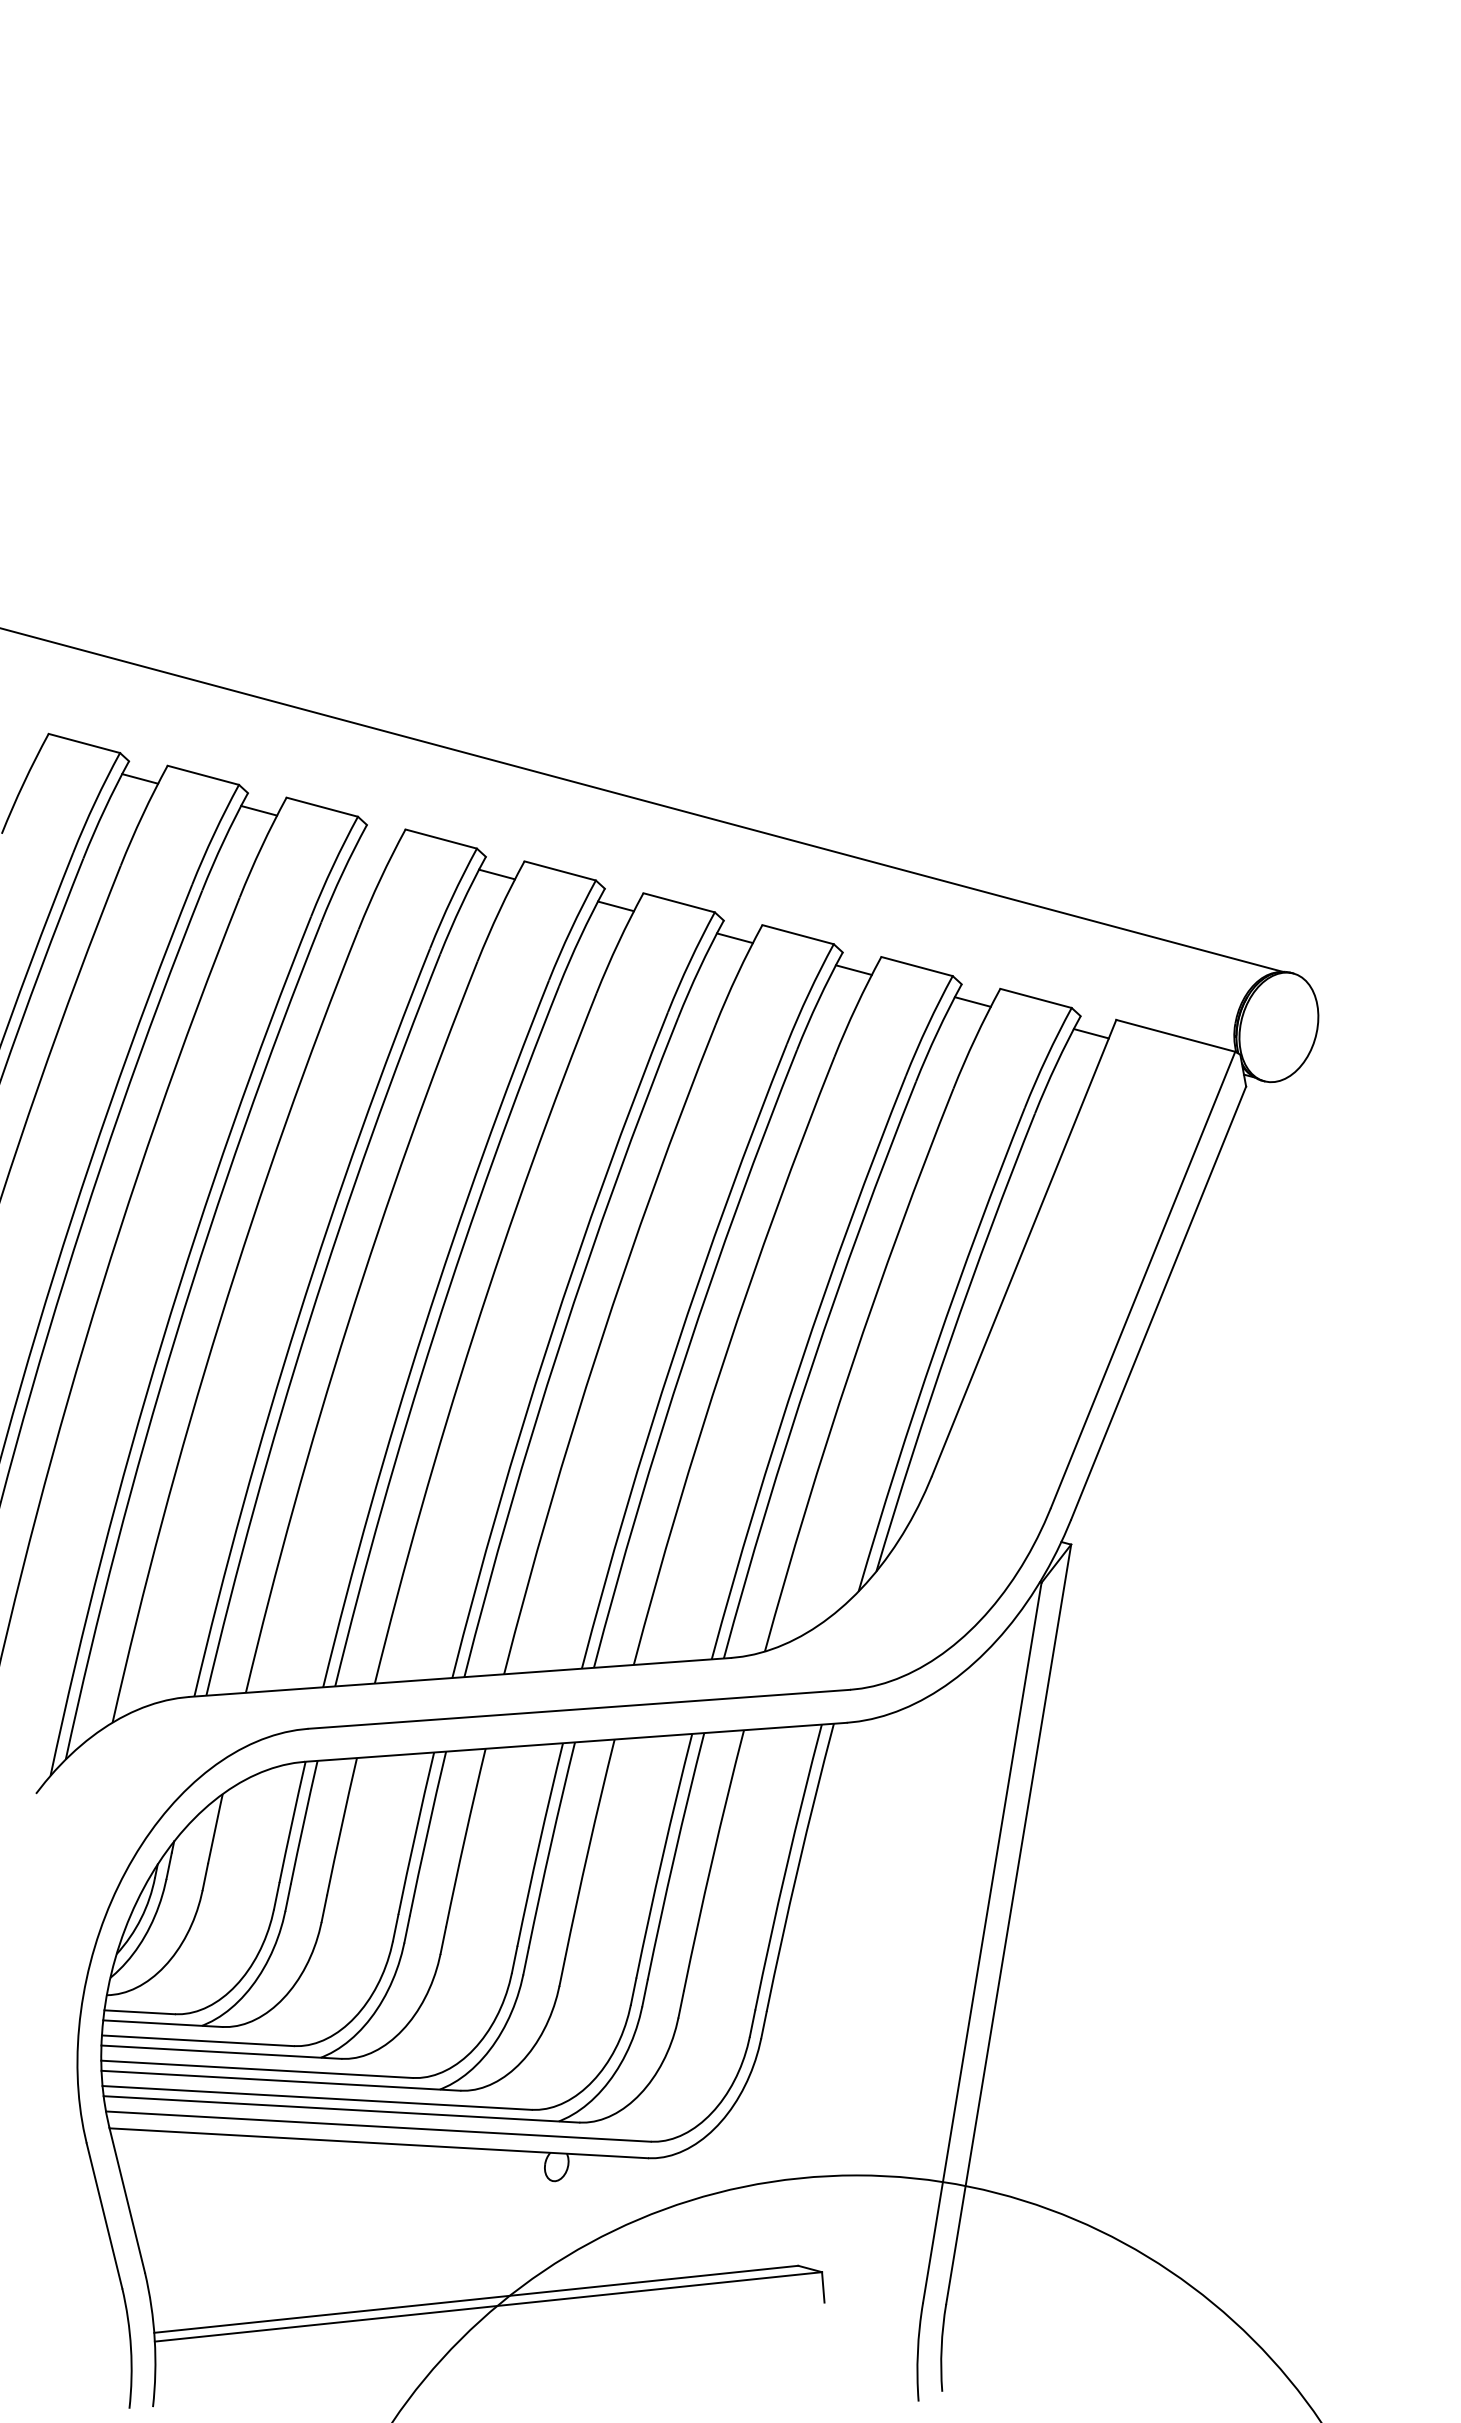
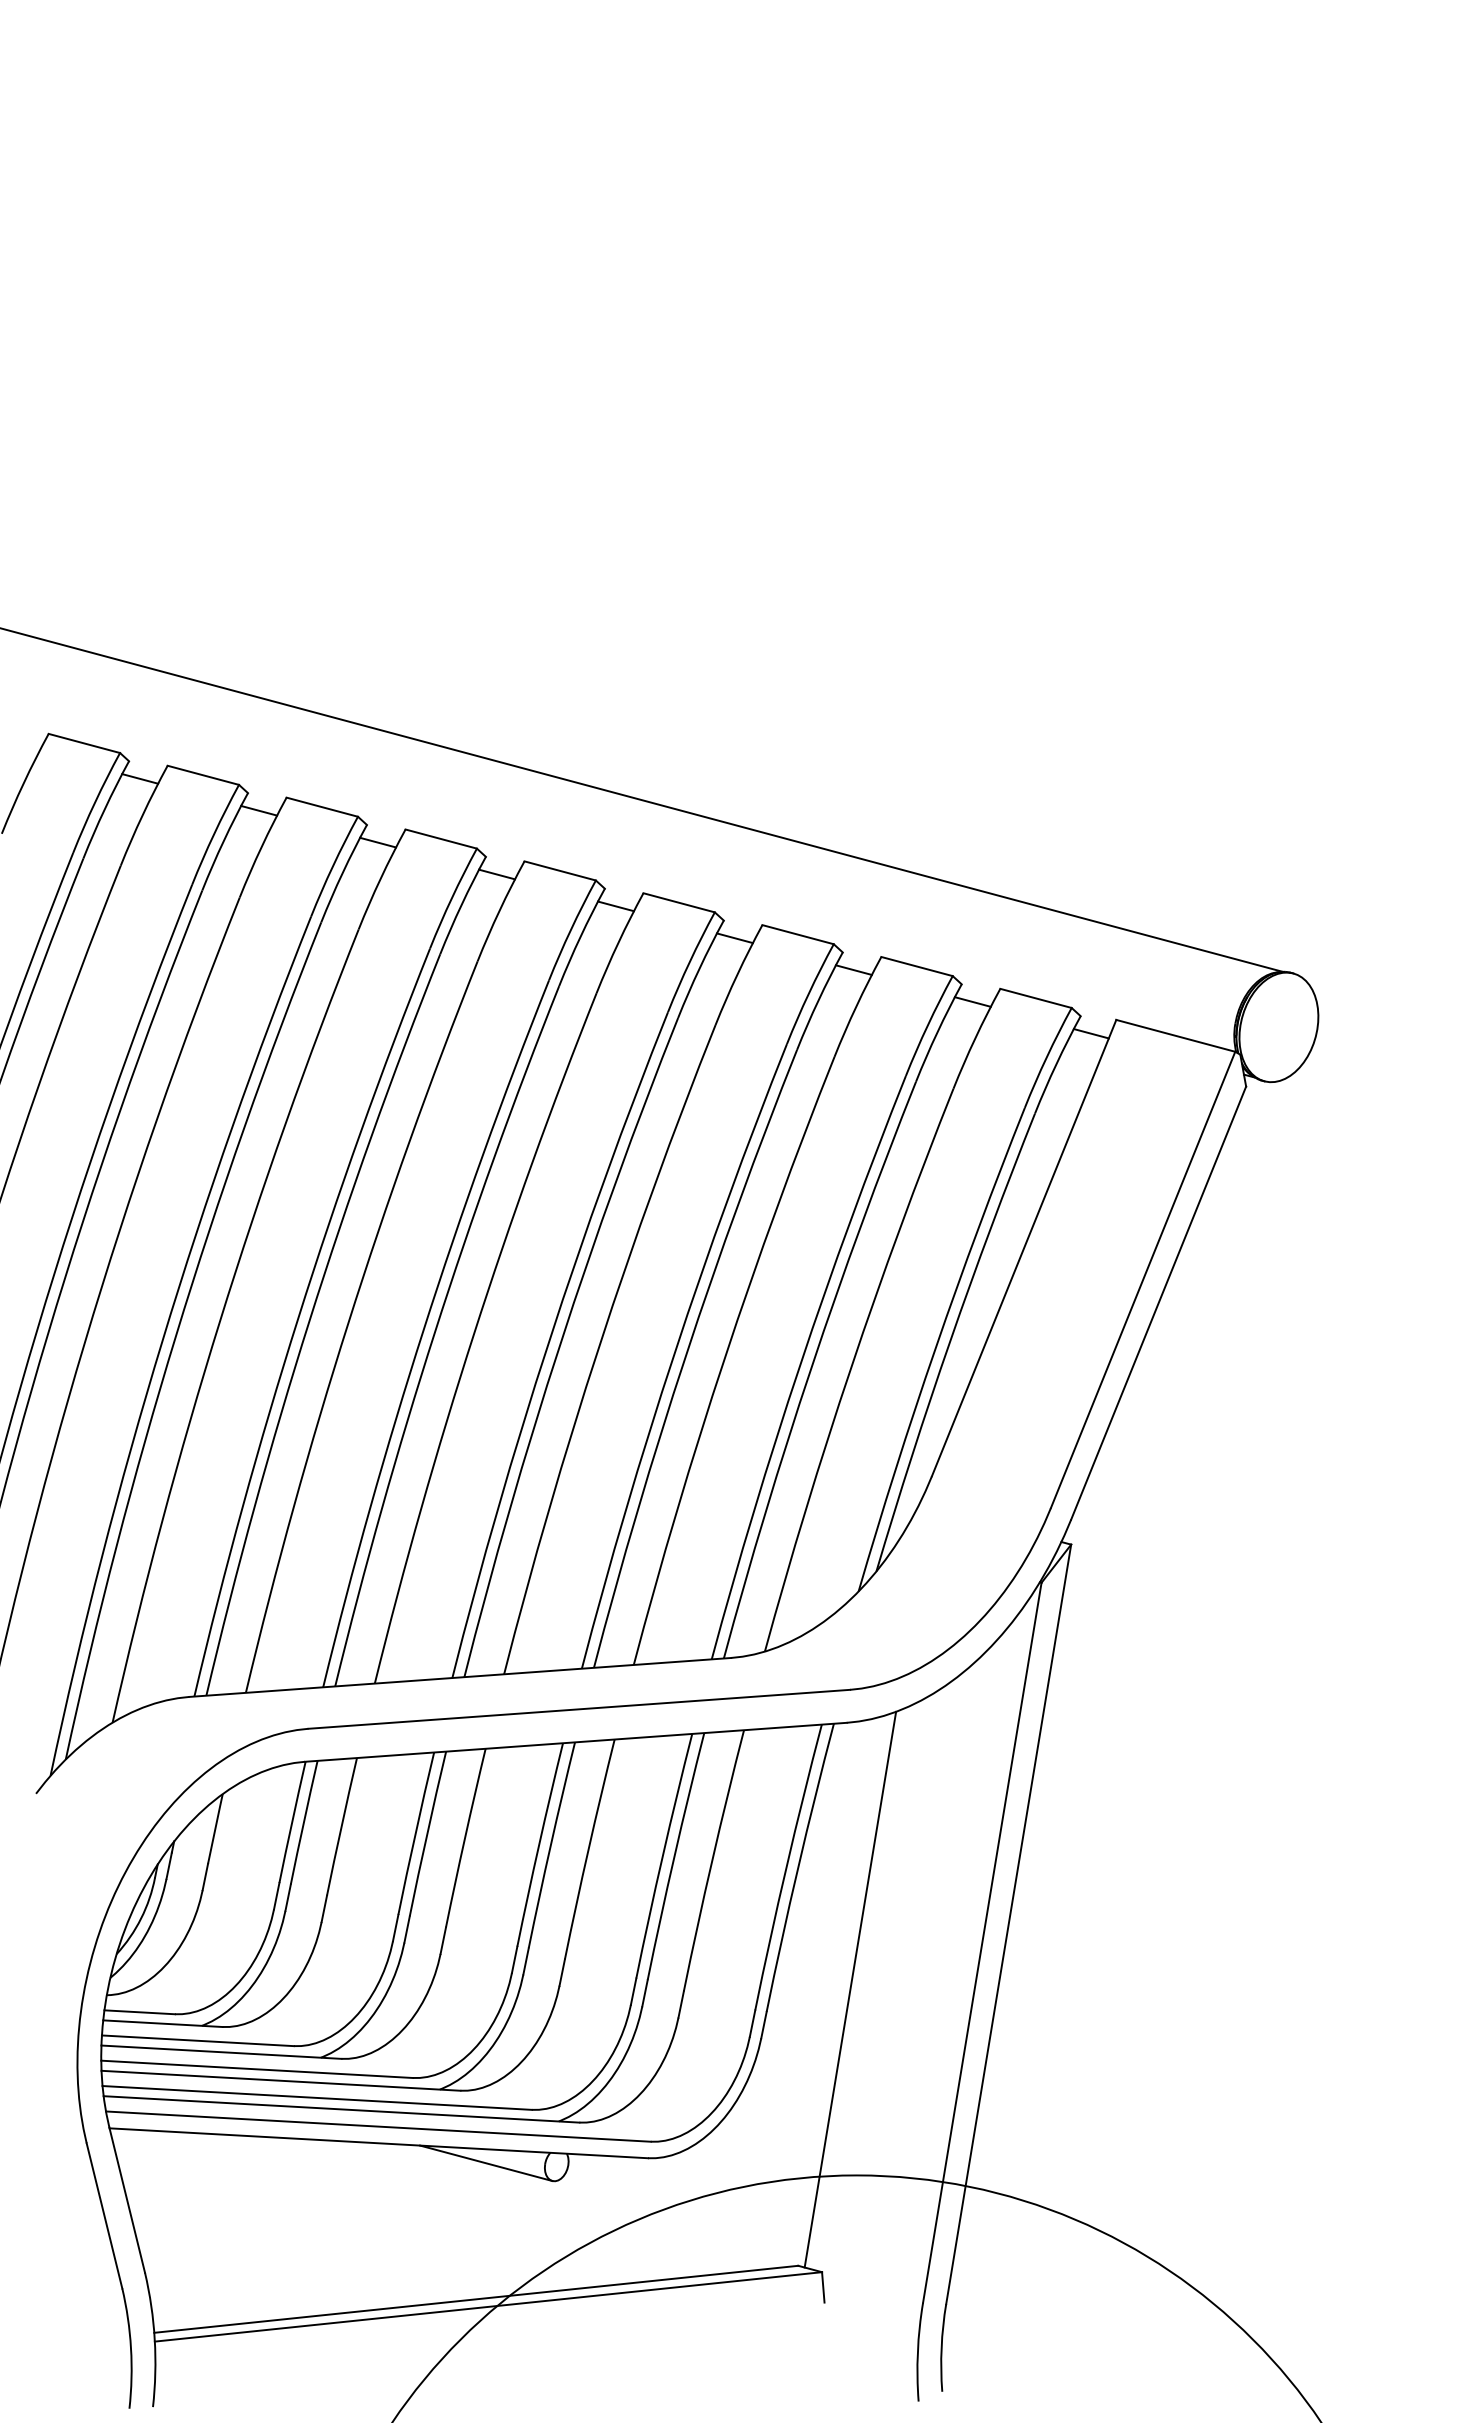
line: none -> present (378, 842)
line: none -> present (850, 1989)
line: none -> present (486, 2163)
